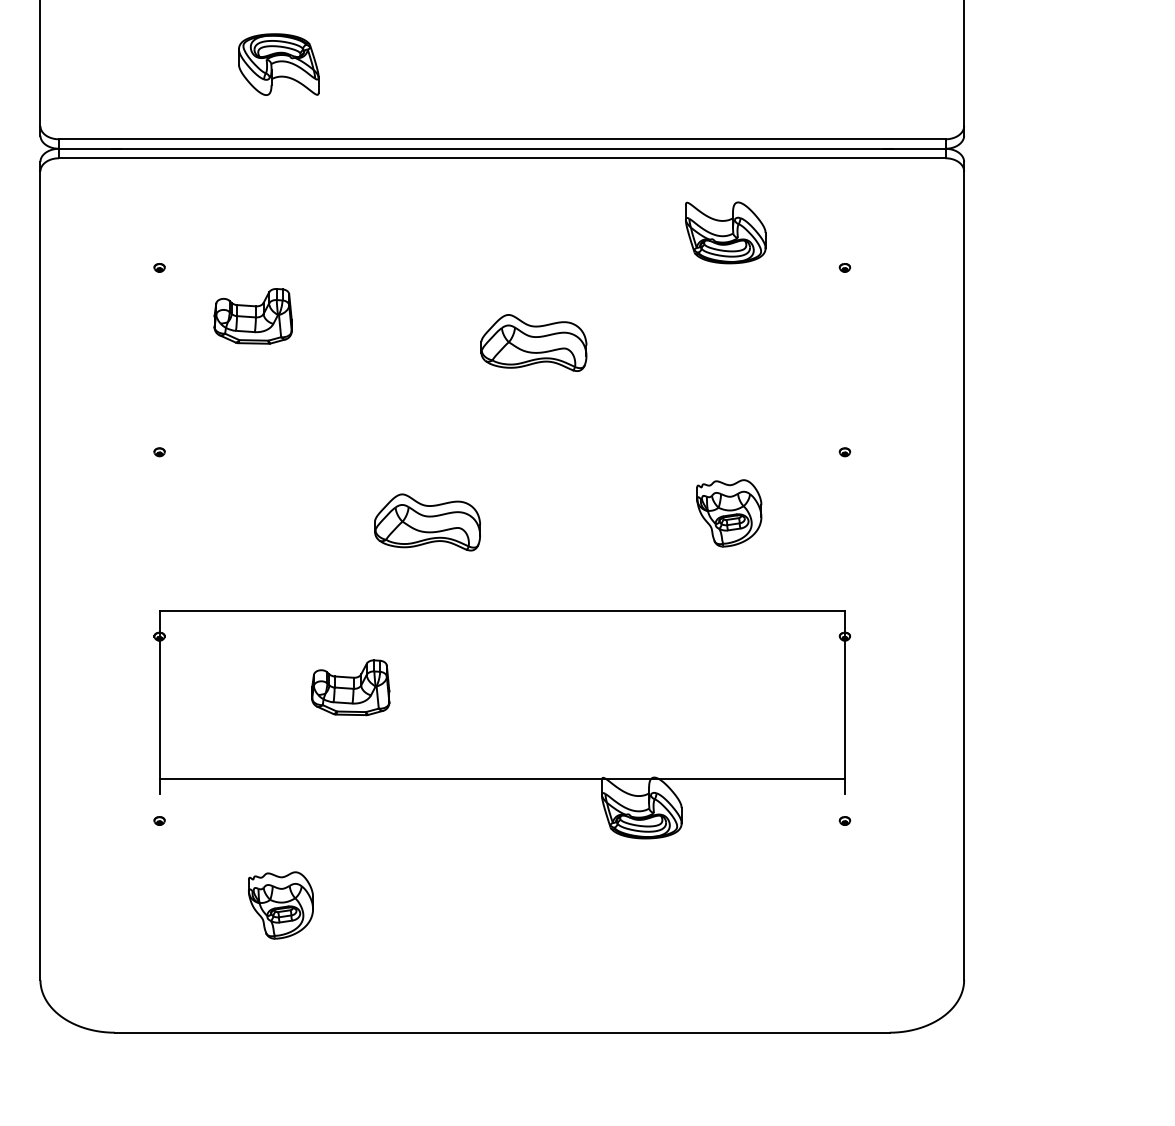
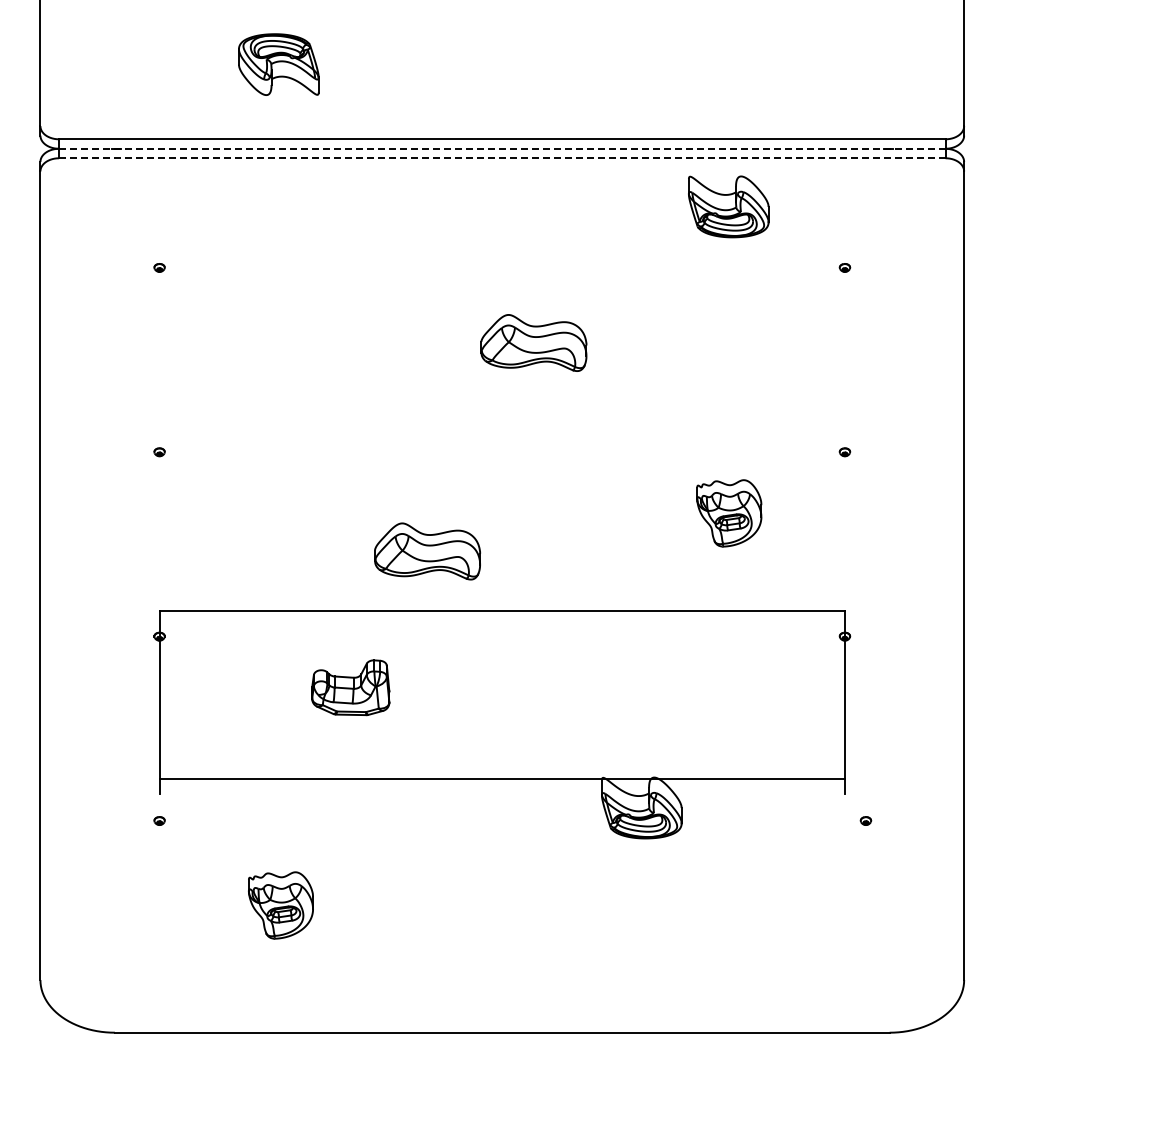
line: solid -> dashed (501, 148)
line: solid -> dashed (501, 158)
part position: (725, 232) -> (728, 206) (728, 206)
part: present -> none (252, 316)
part position: (427, 522) -> (427, 551) (427, 551)
part position: (844, 820) -> (865, 820) (865, 820)
